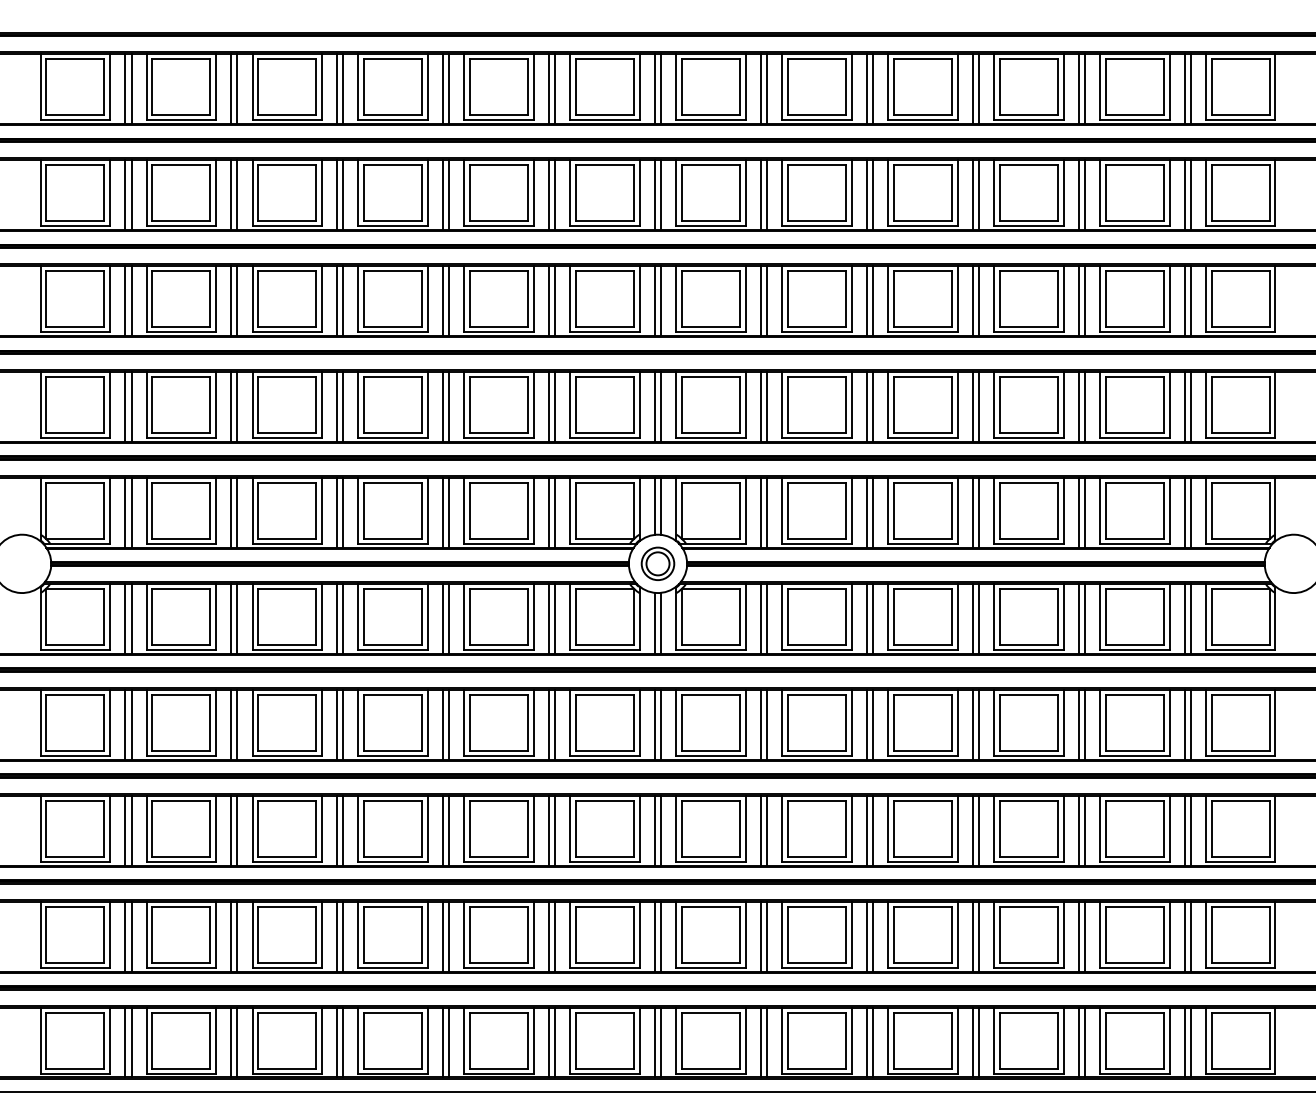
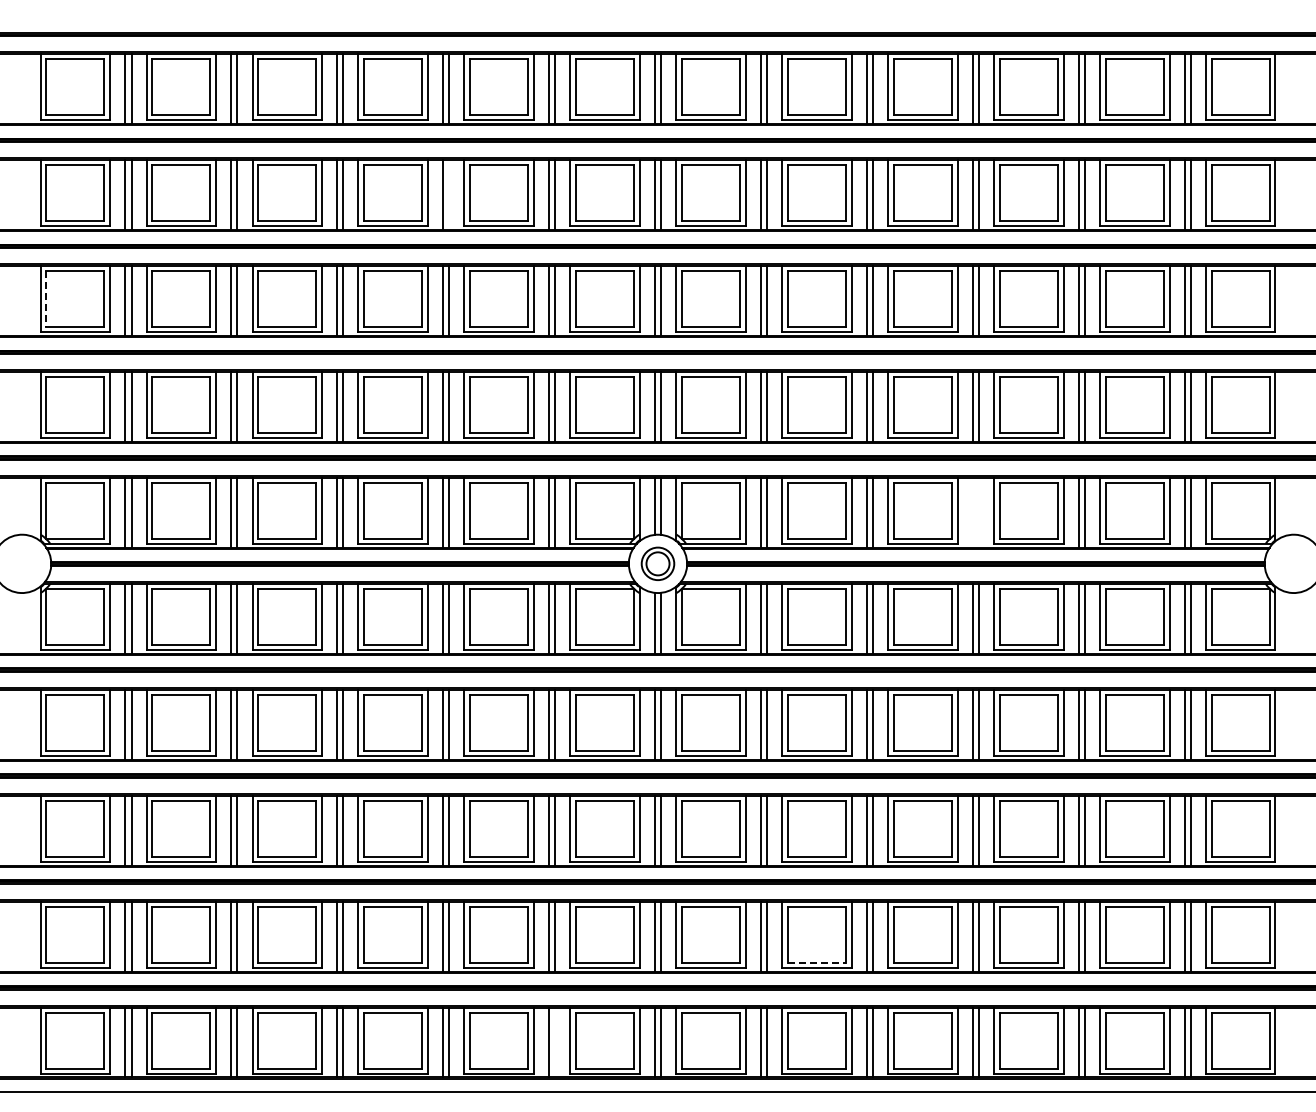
line: present -> none (449, 194)
line: solid -> dashed (45, 298)
line: present -> none (972, 512)
line: present -> none (979, 512)
line: solid -> dashed (817, 962)
line: present -> none (555, 1042)
